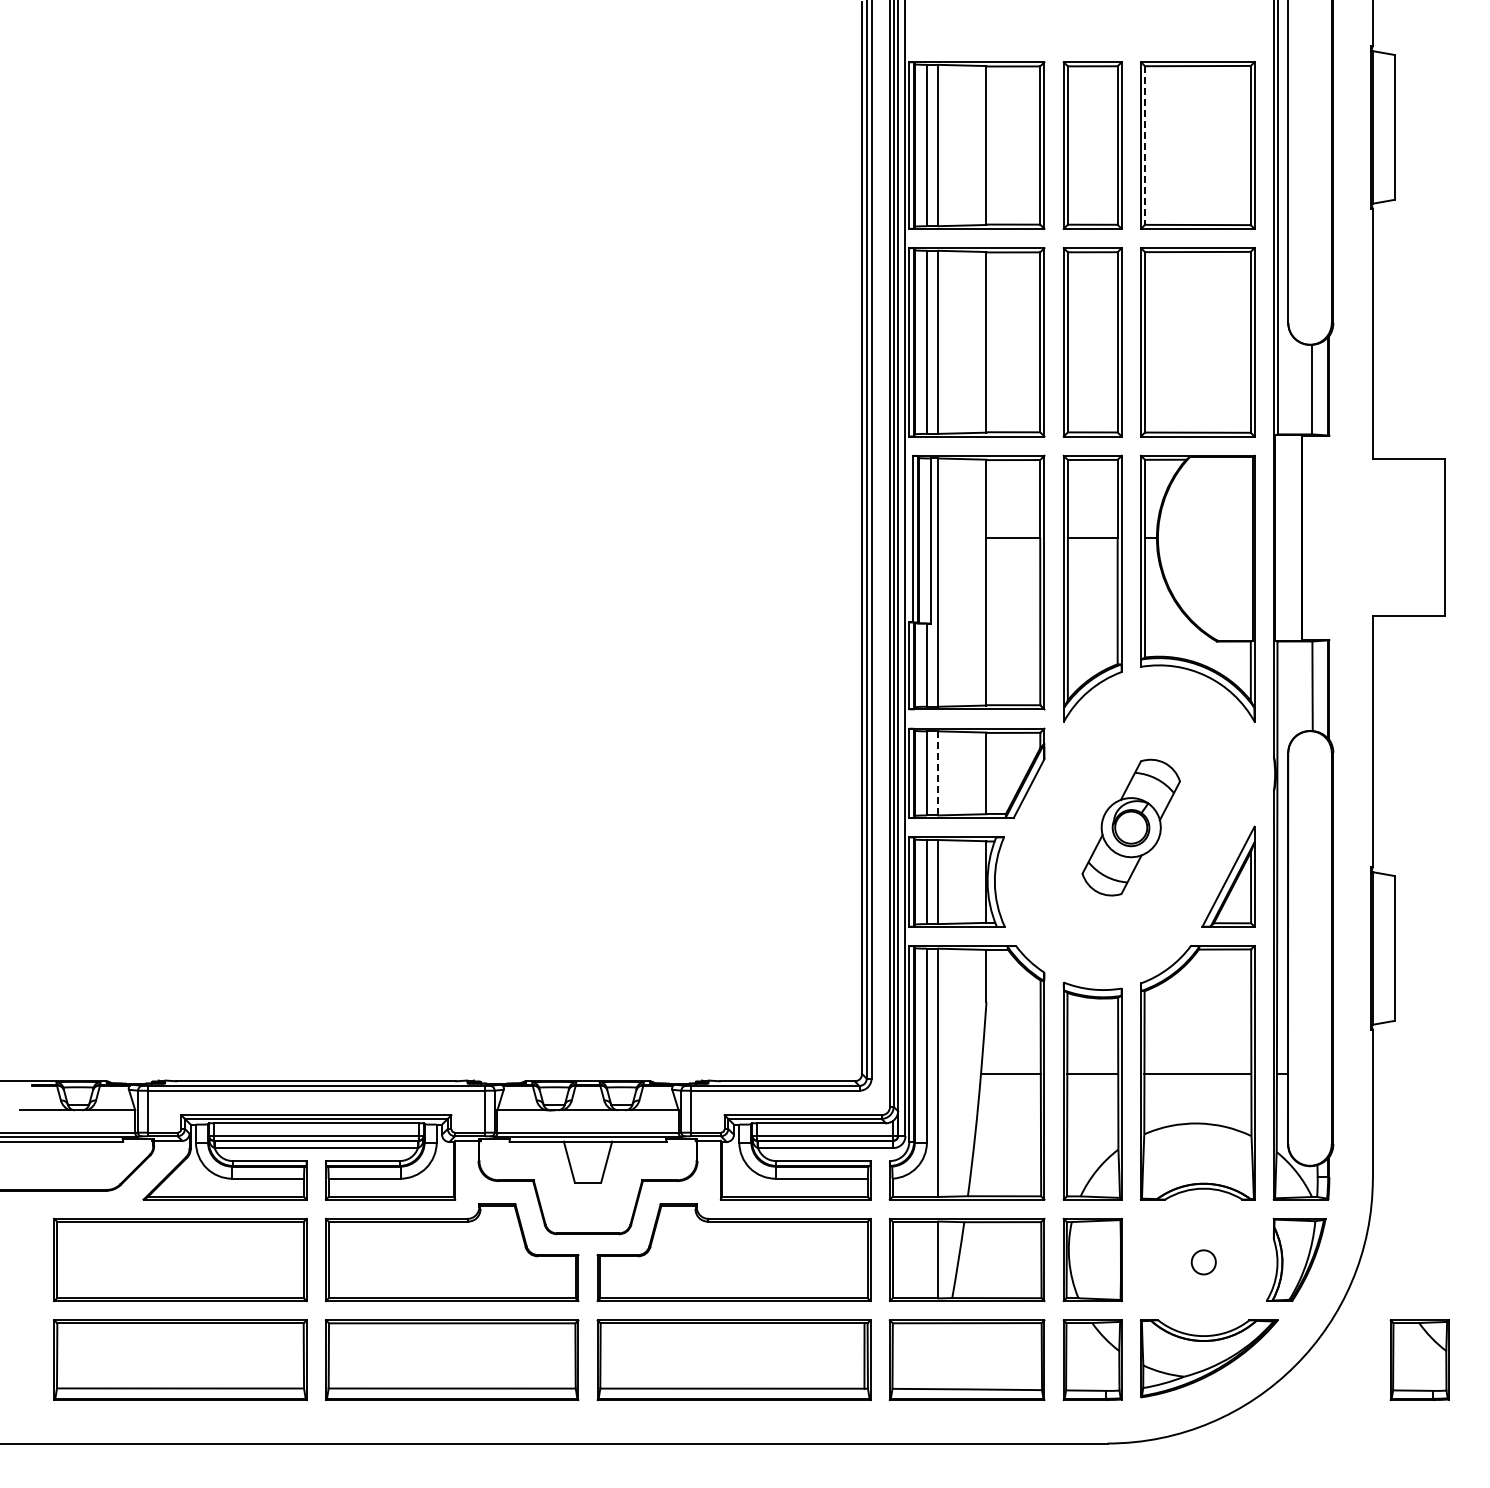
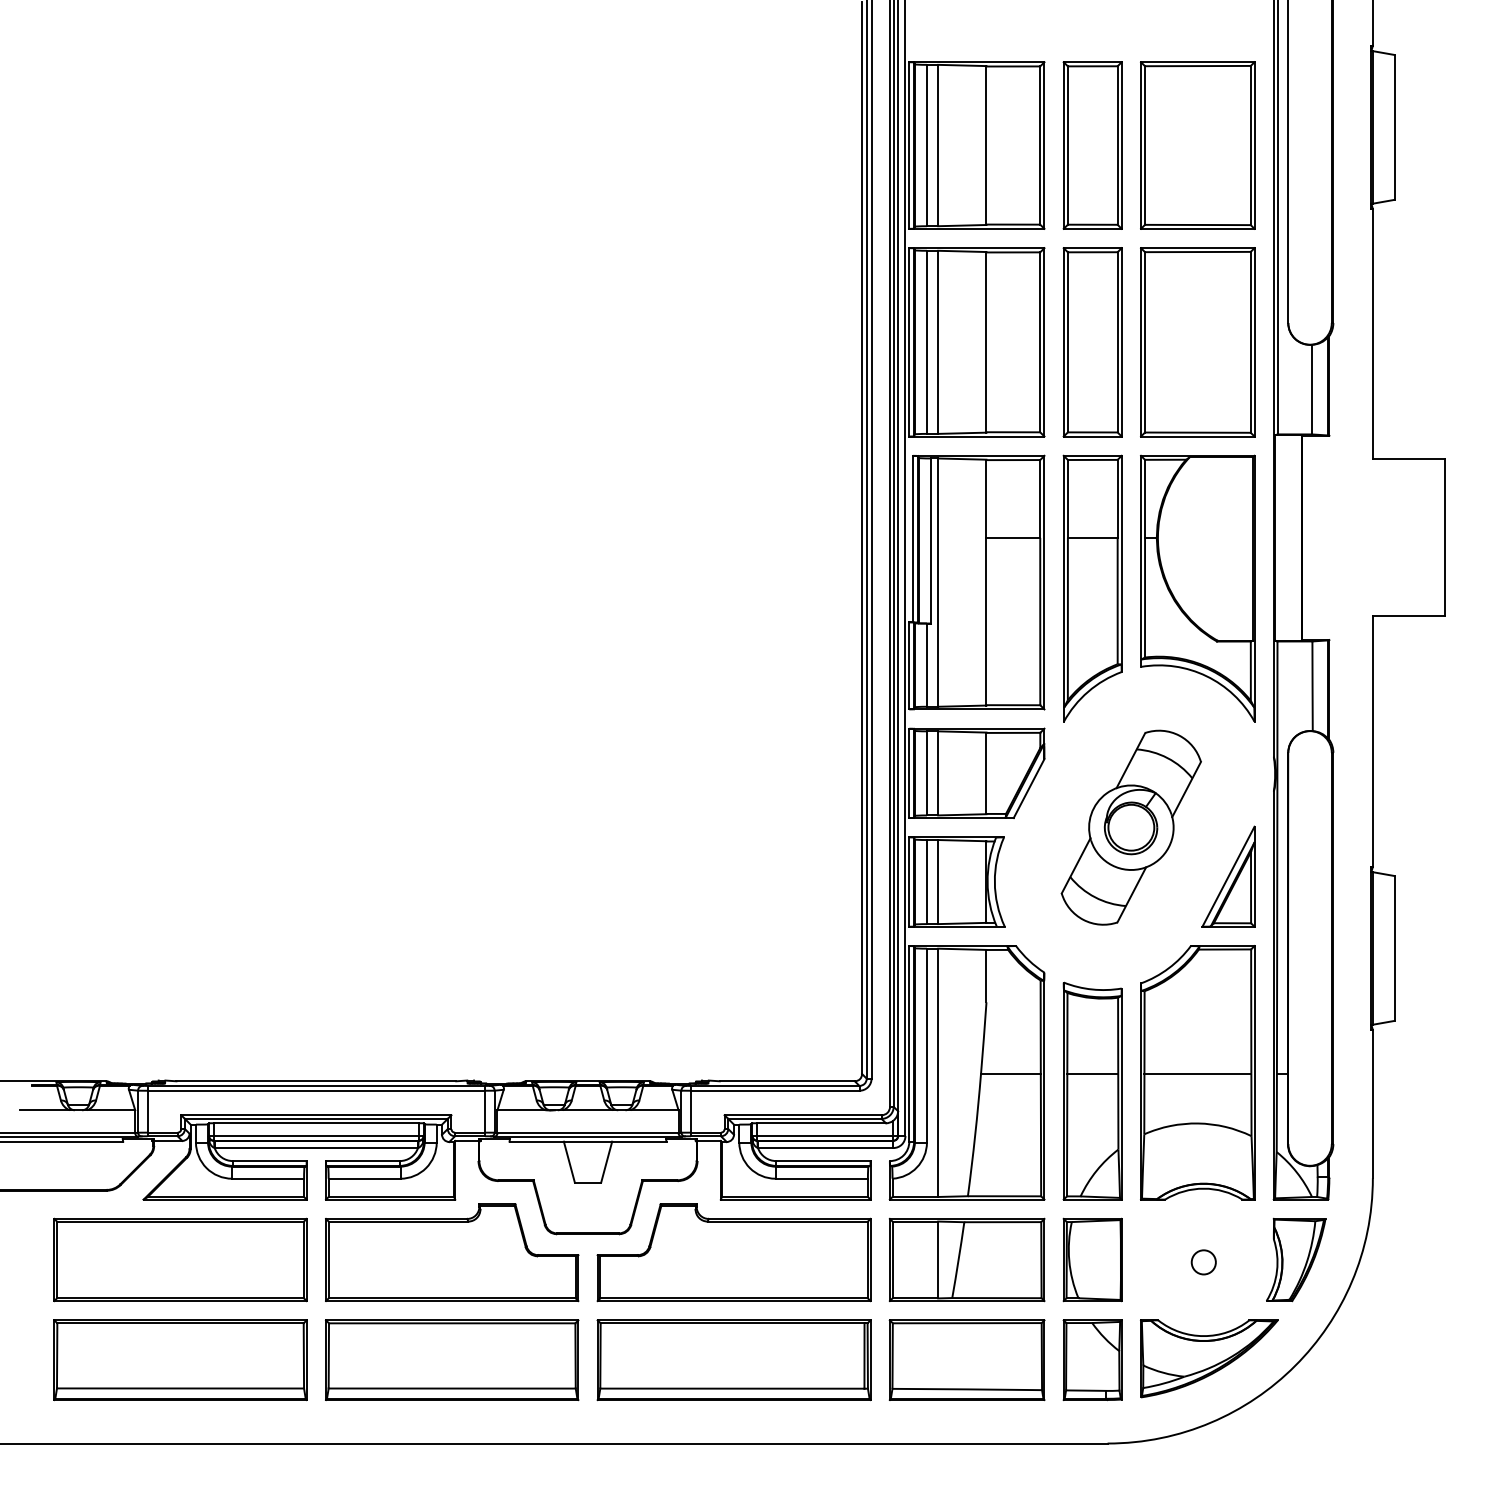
line: dashed -> solid (1145, 146)
line: dashed -> solid (938, 772)
part size: 100x139 px -> 142x197 px (1130, 827)
part: present -> none (1419, 1360)
